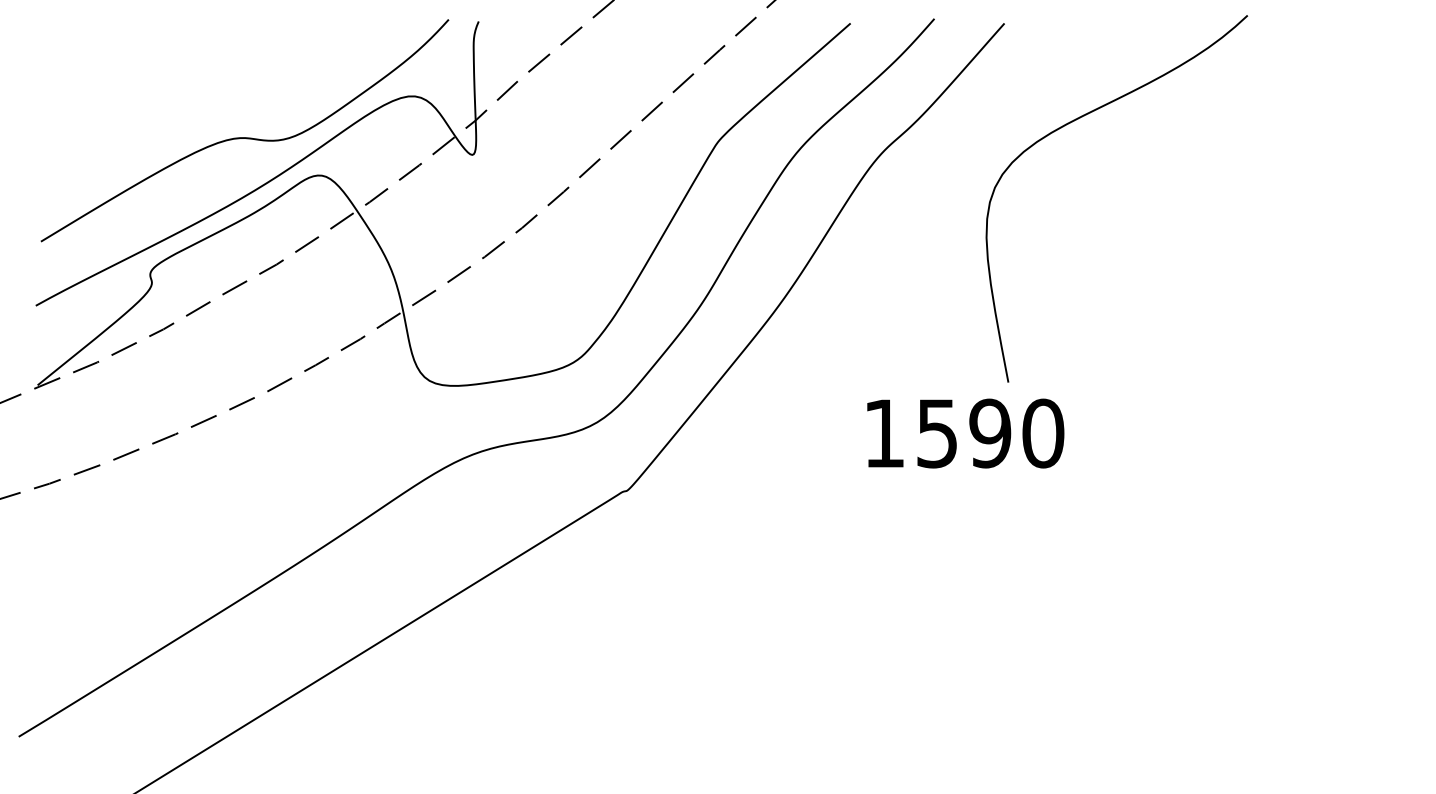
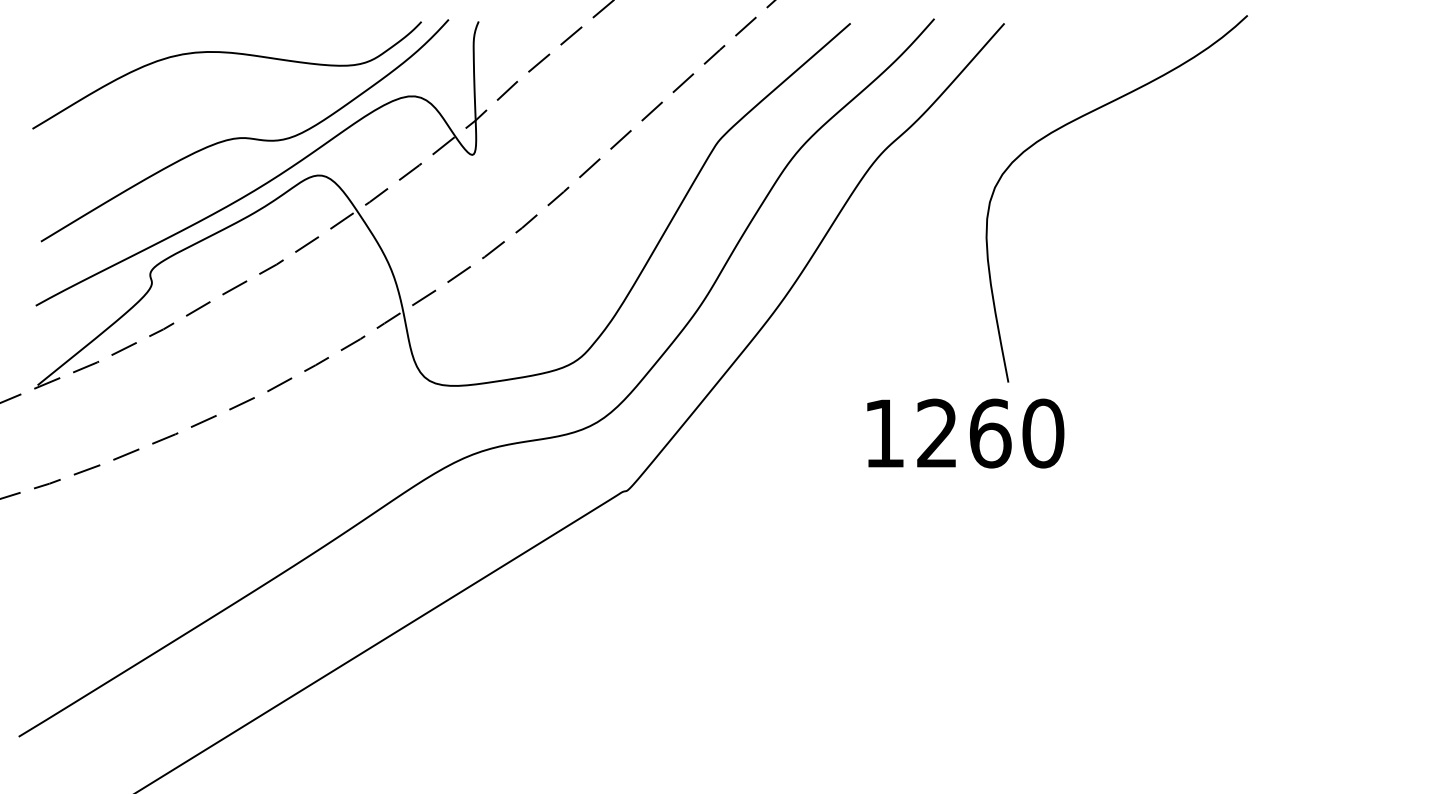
curve: none -> present (226, 53)
text: 1590 -> 1260 (964, 433)
